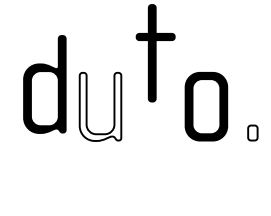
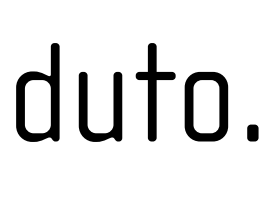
part position: (155, 53) -> (155, 92) (155, 92)
part position: (44, 84) -> (37, 92) (37, 92)
fill: none -> present (100, 106)
fill: none -> present (252, 132)
